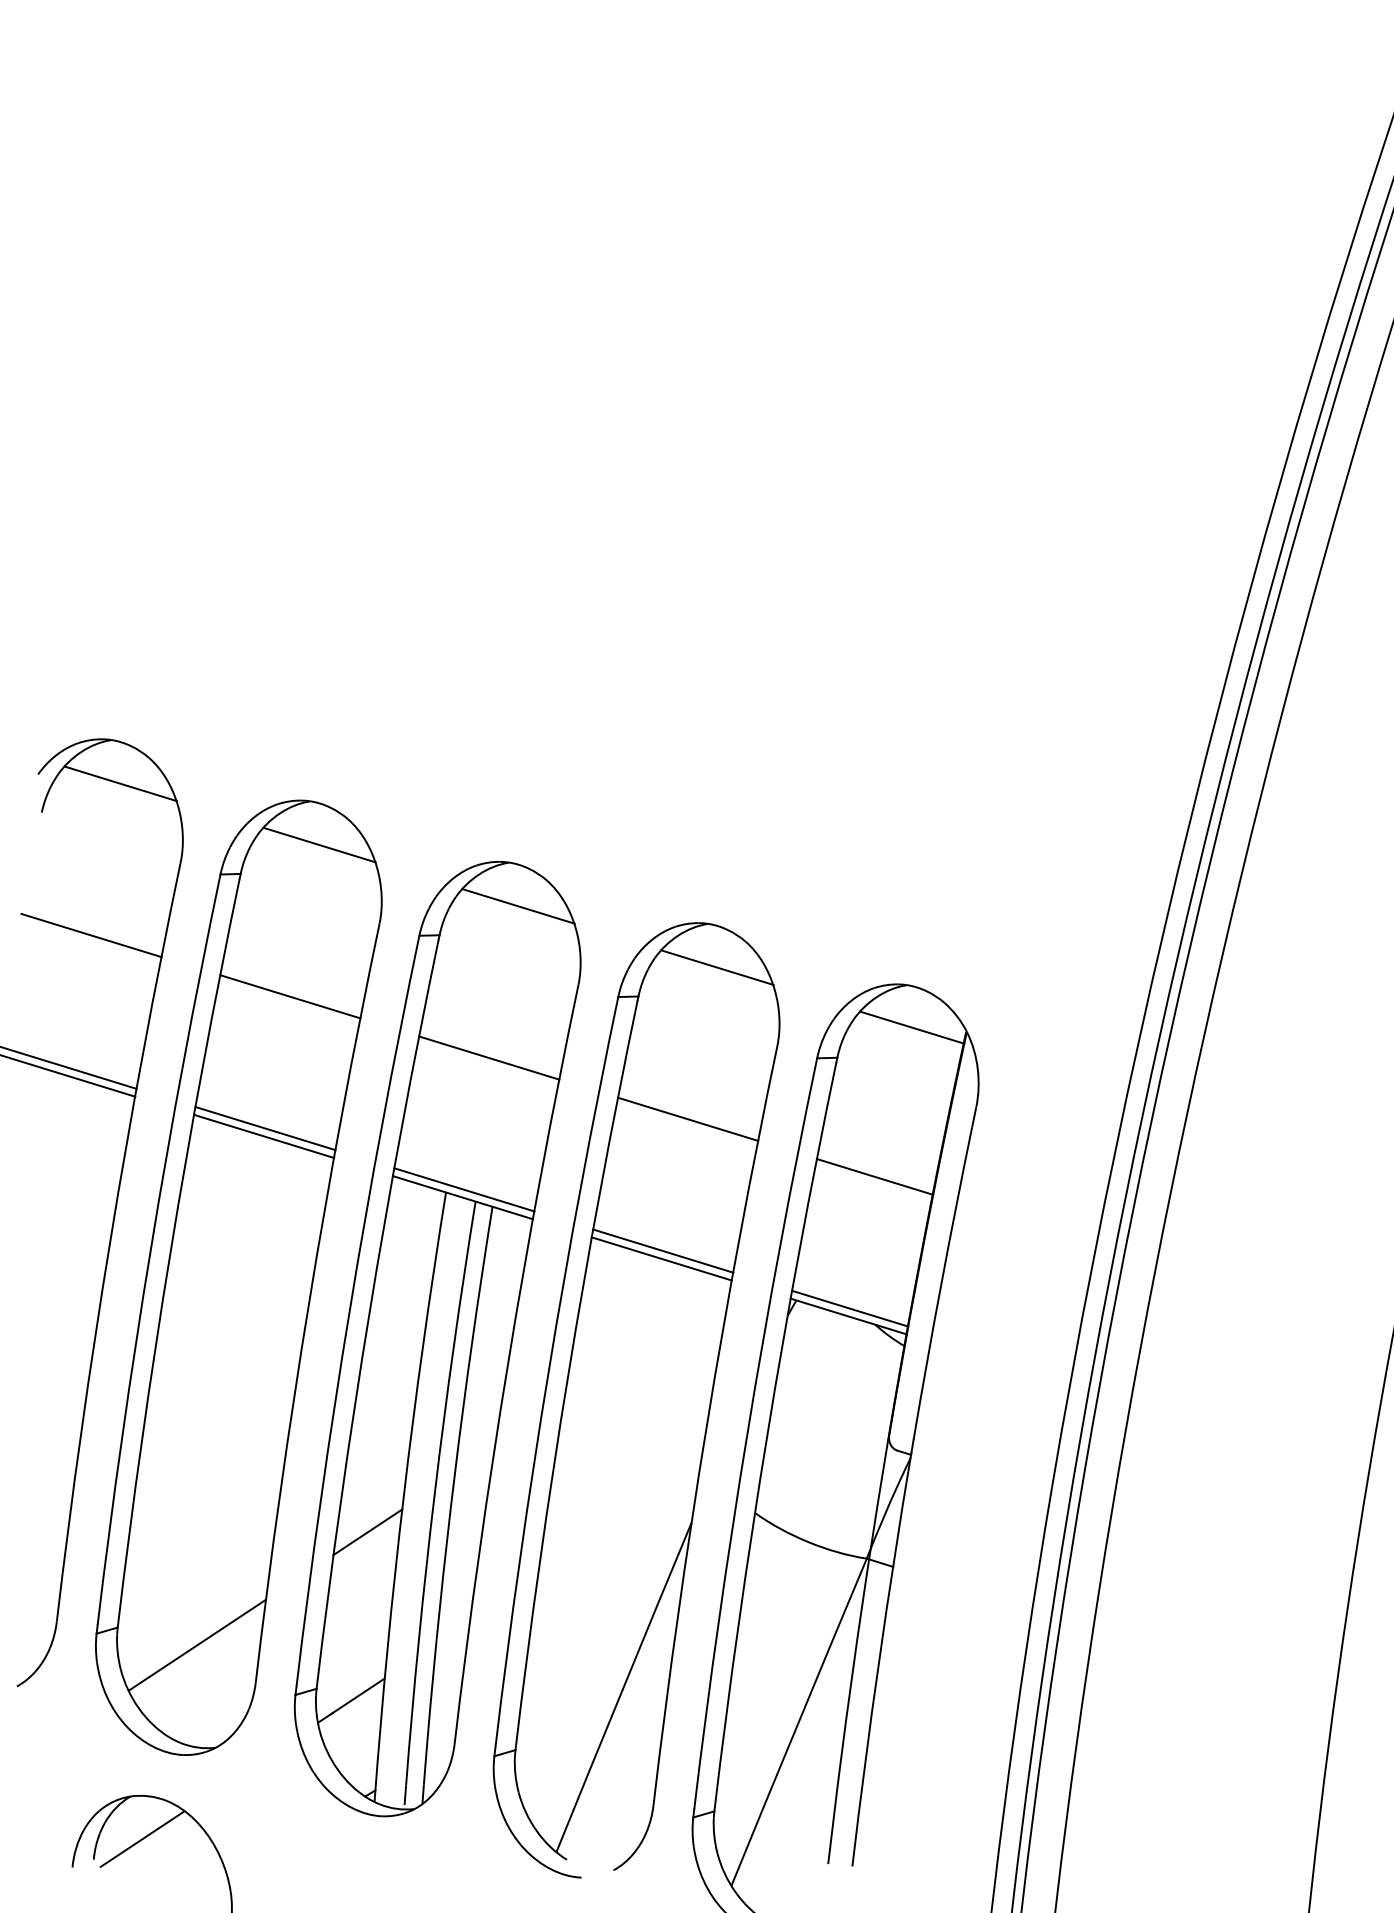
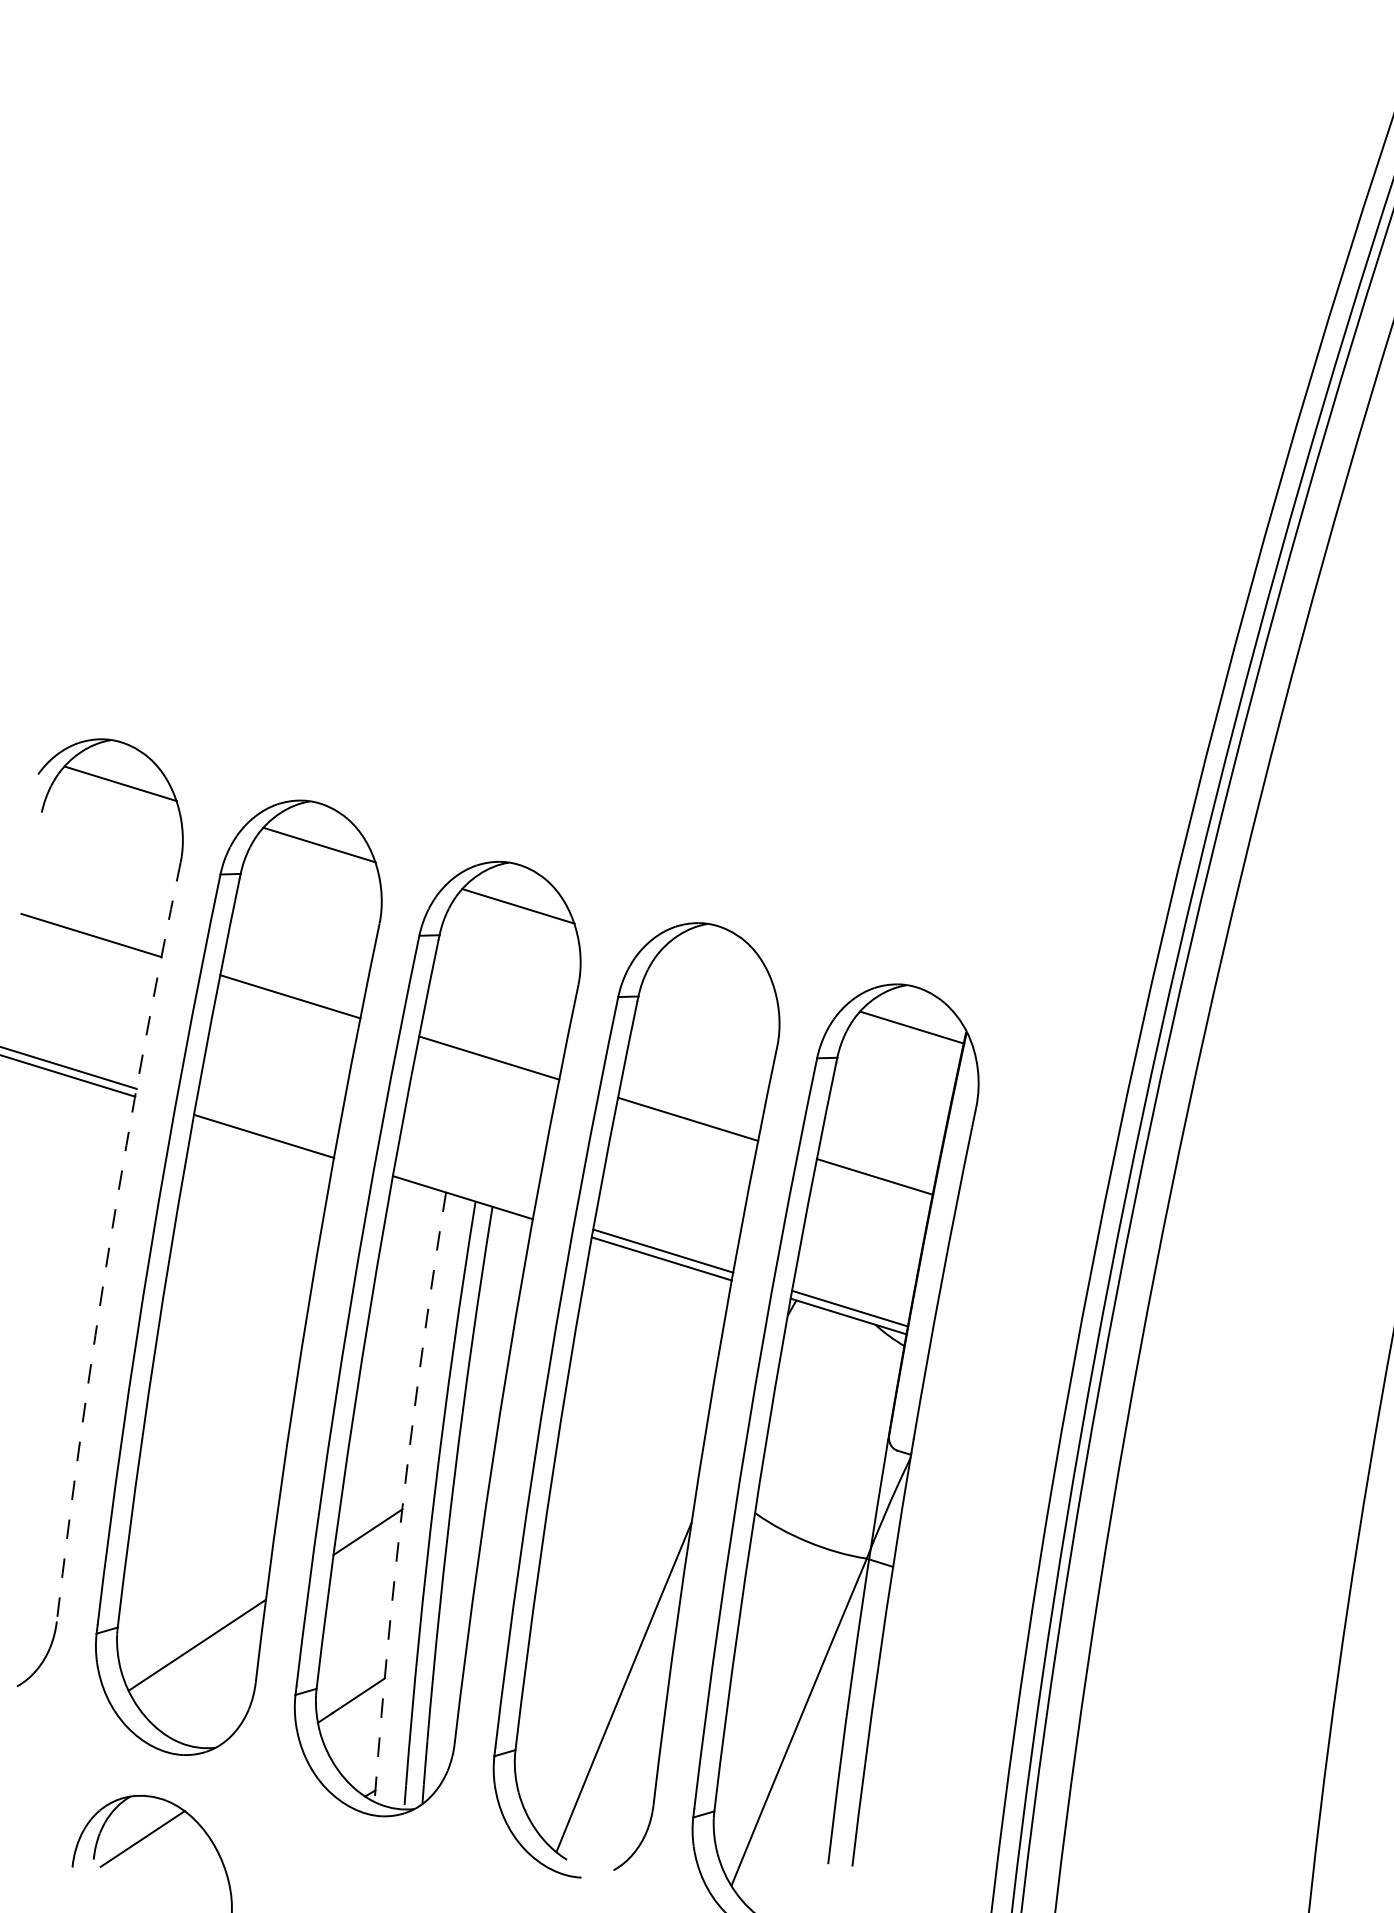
line: present -> none (717, 967)
line: present -> none (265, 1128)
line: present -> none (464, 1189)
arc: solid -> dashed (110, 1240)
arc: solid -> dashed (403, 1496)
